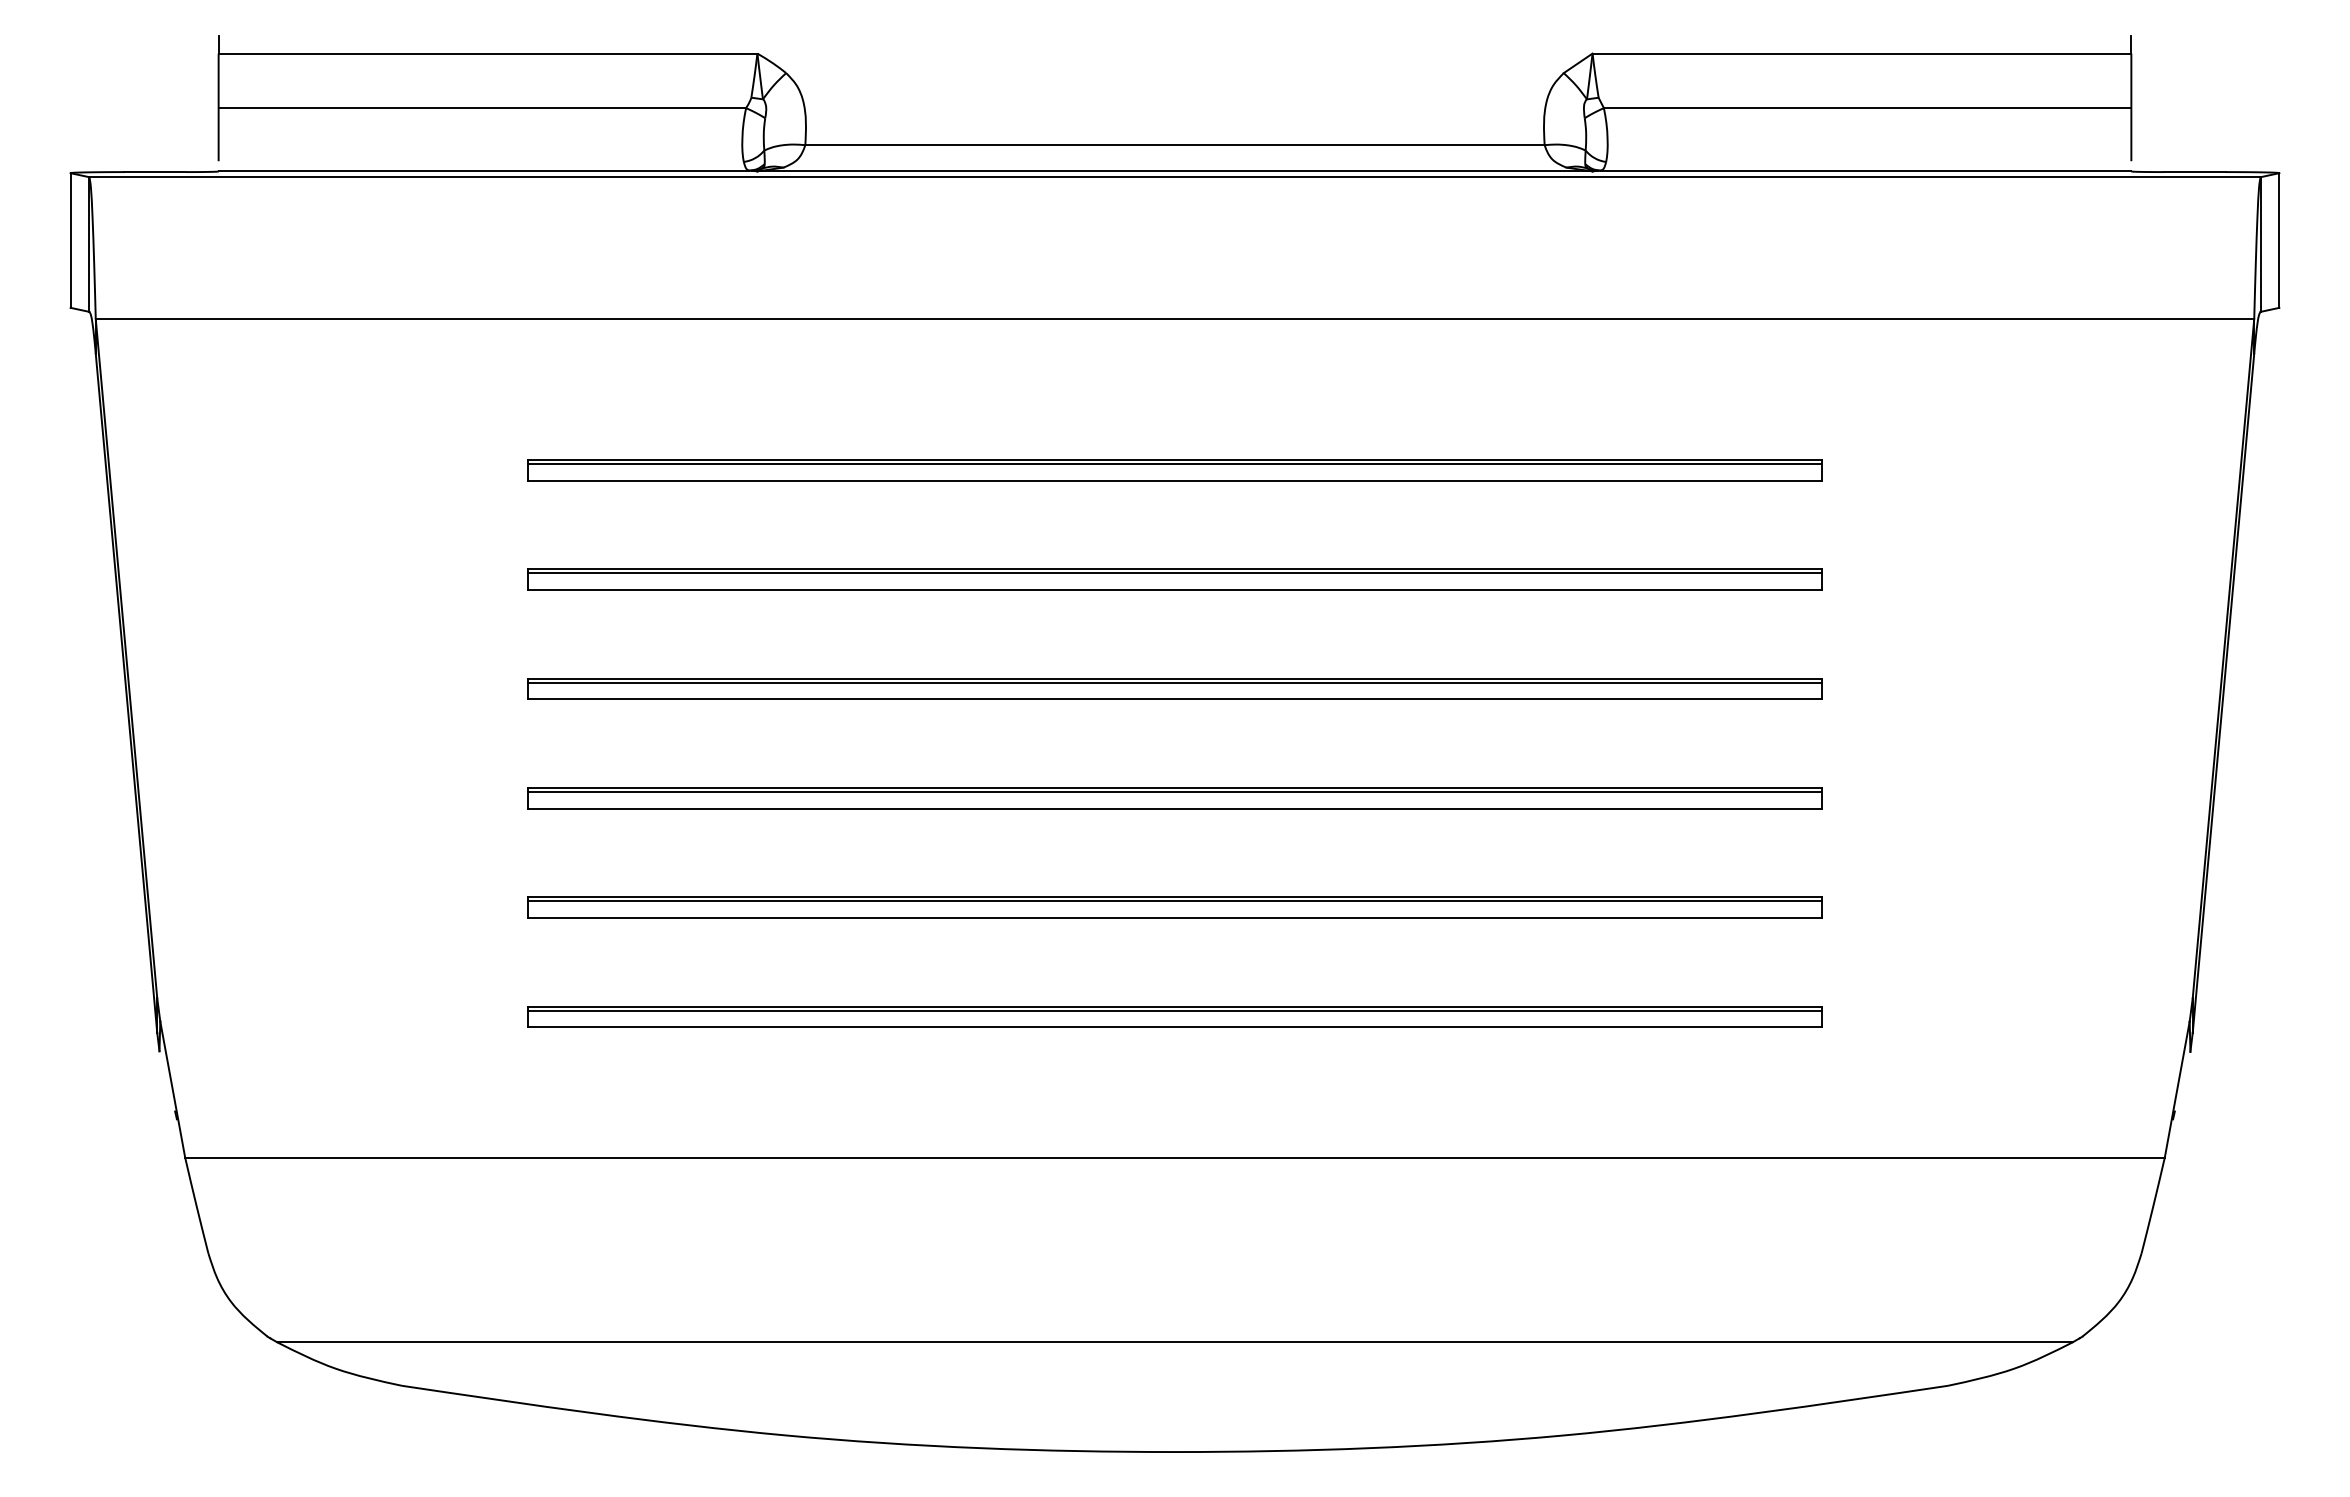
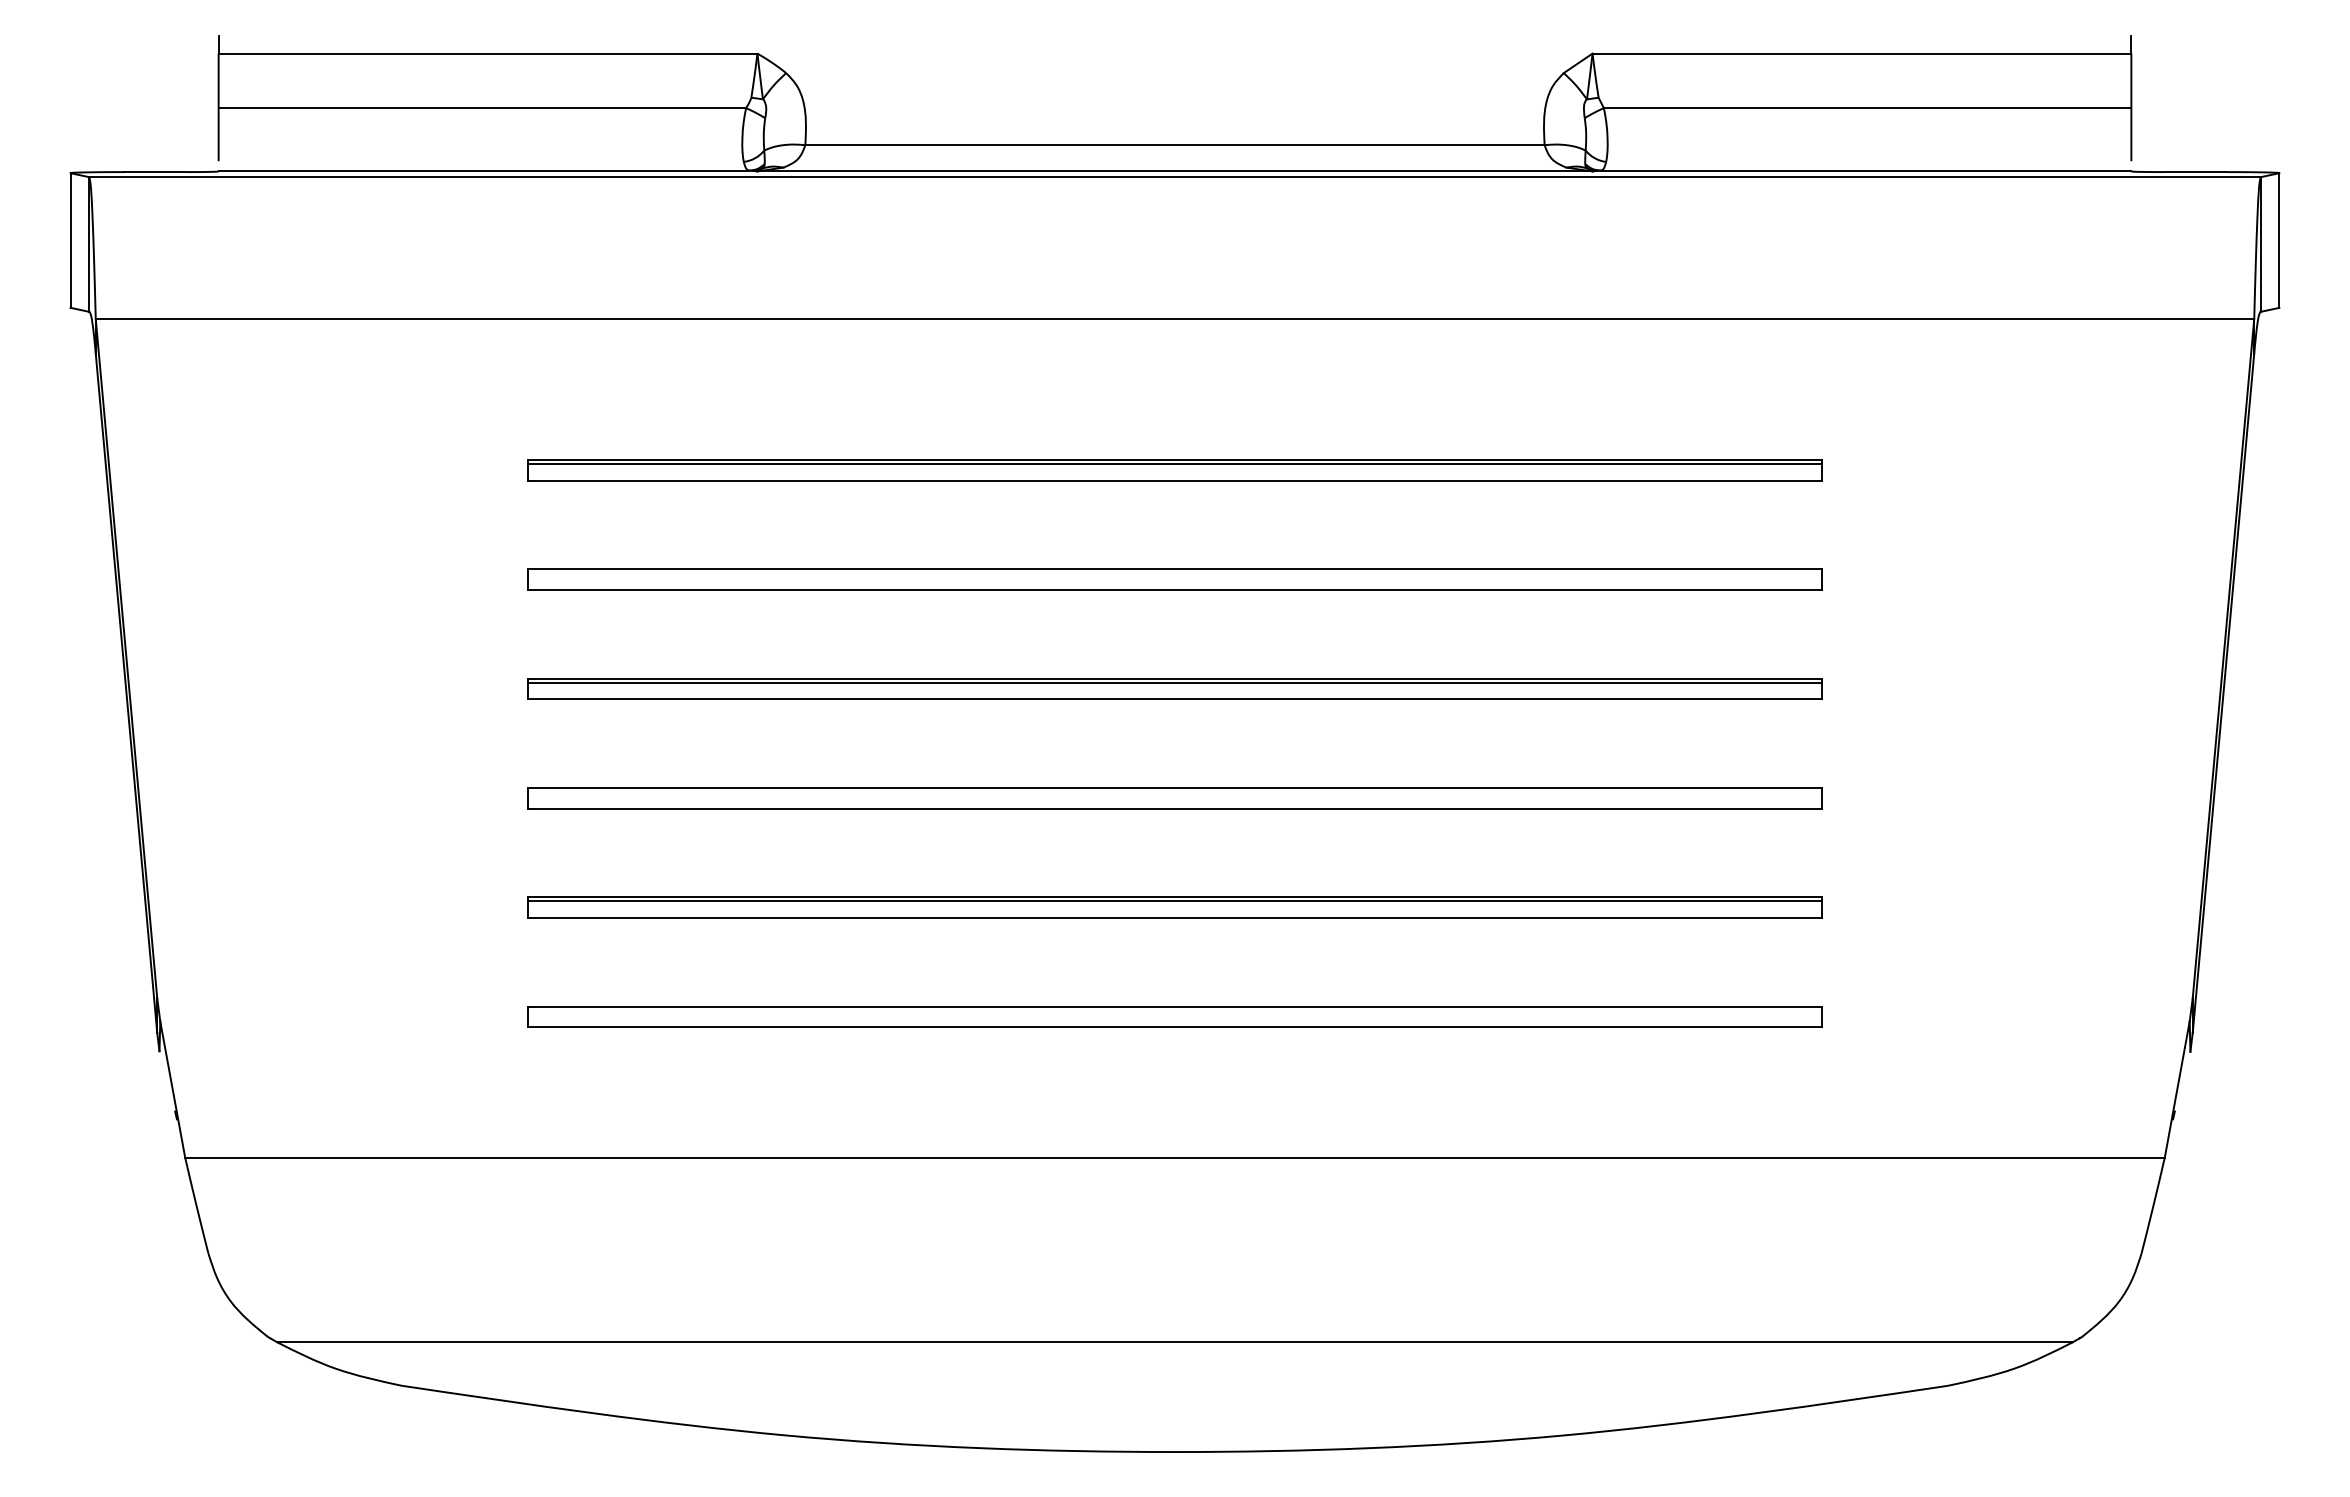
line: present -> none (1174, 573)
line: present -> none (1174, 792)
line: present -> none (1174, 1010)
